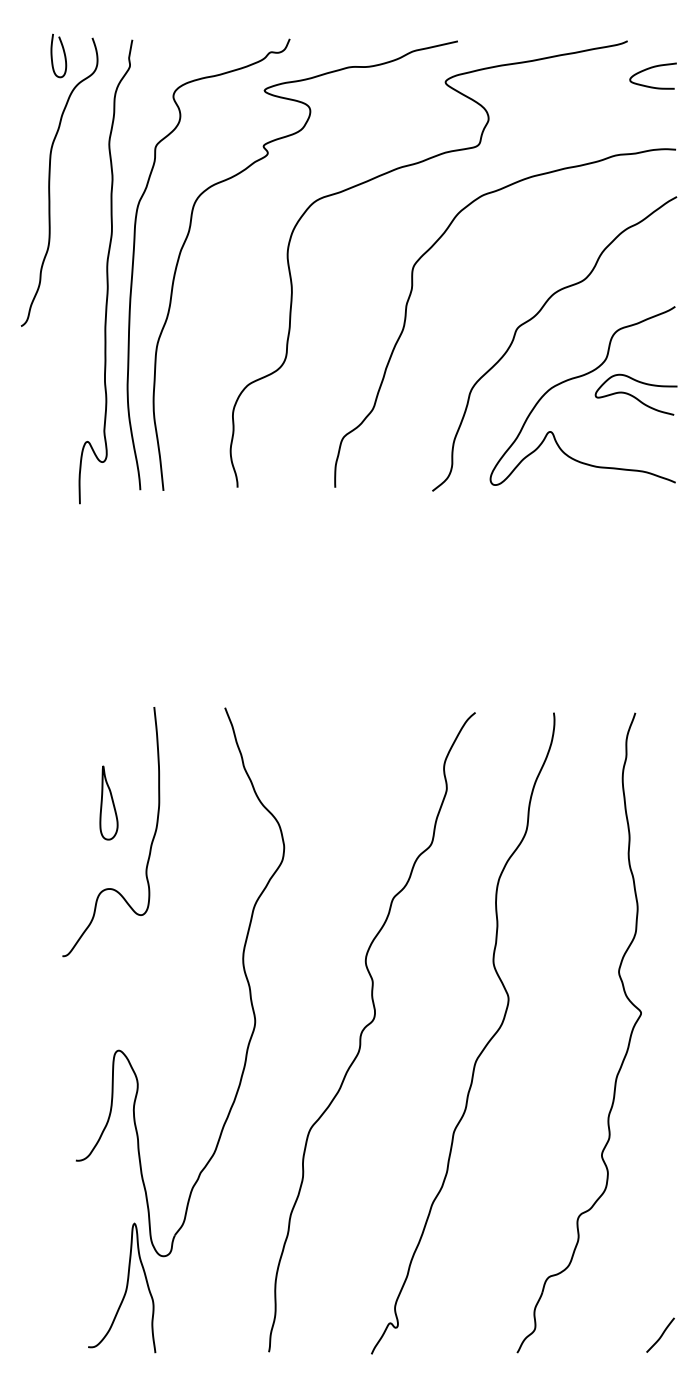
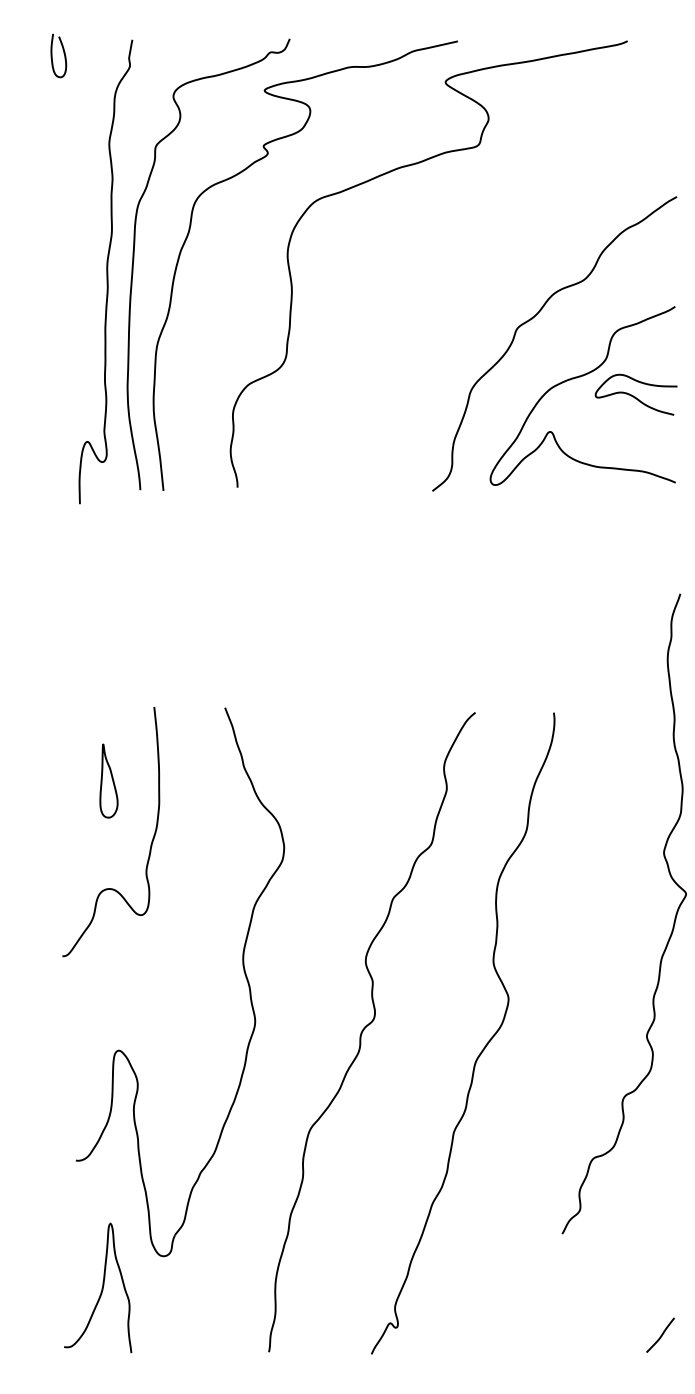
curve: present -> none (649, 69)
curve: present -> none (50, 181)
curve: present -> none (412, 291)
part position: (108, 802) -> (108, 780) (108, 780)
part position: (627, 1045) -> (672, 926) (672, 926)
curve position: (125, 1288) -> (101, 1288) (101, 1288)
